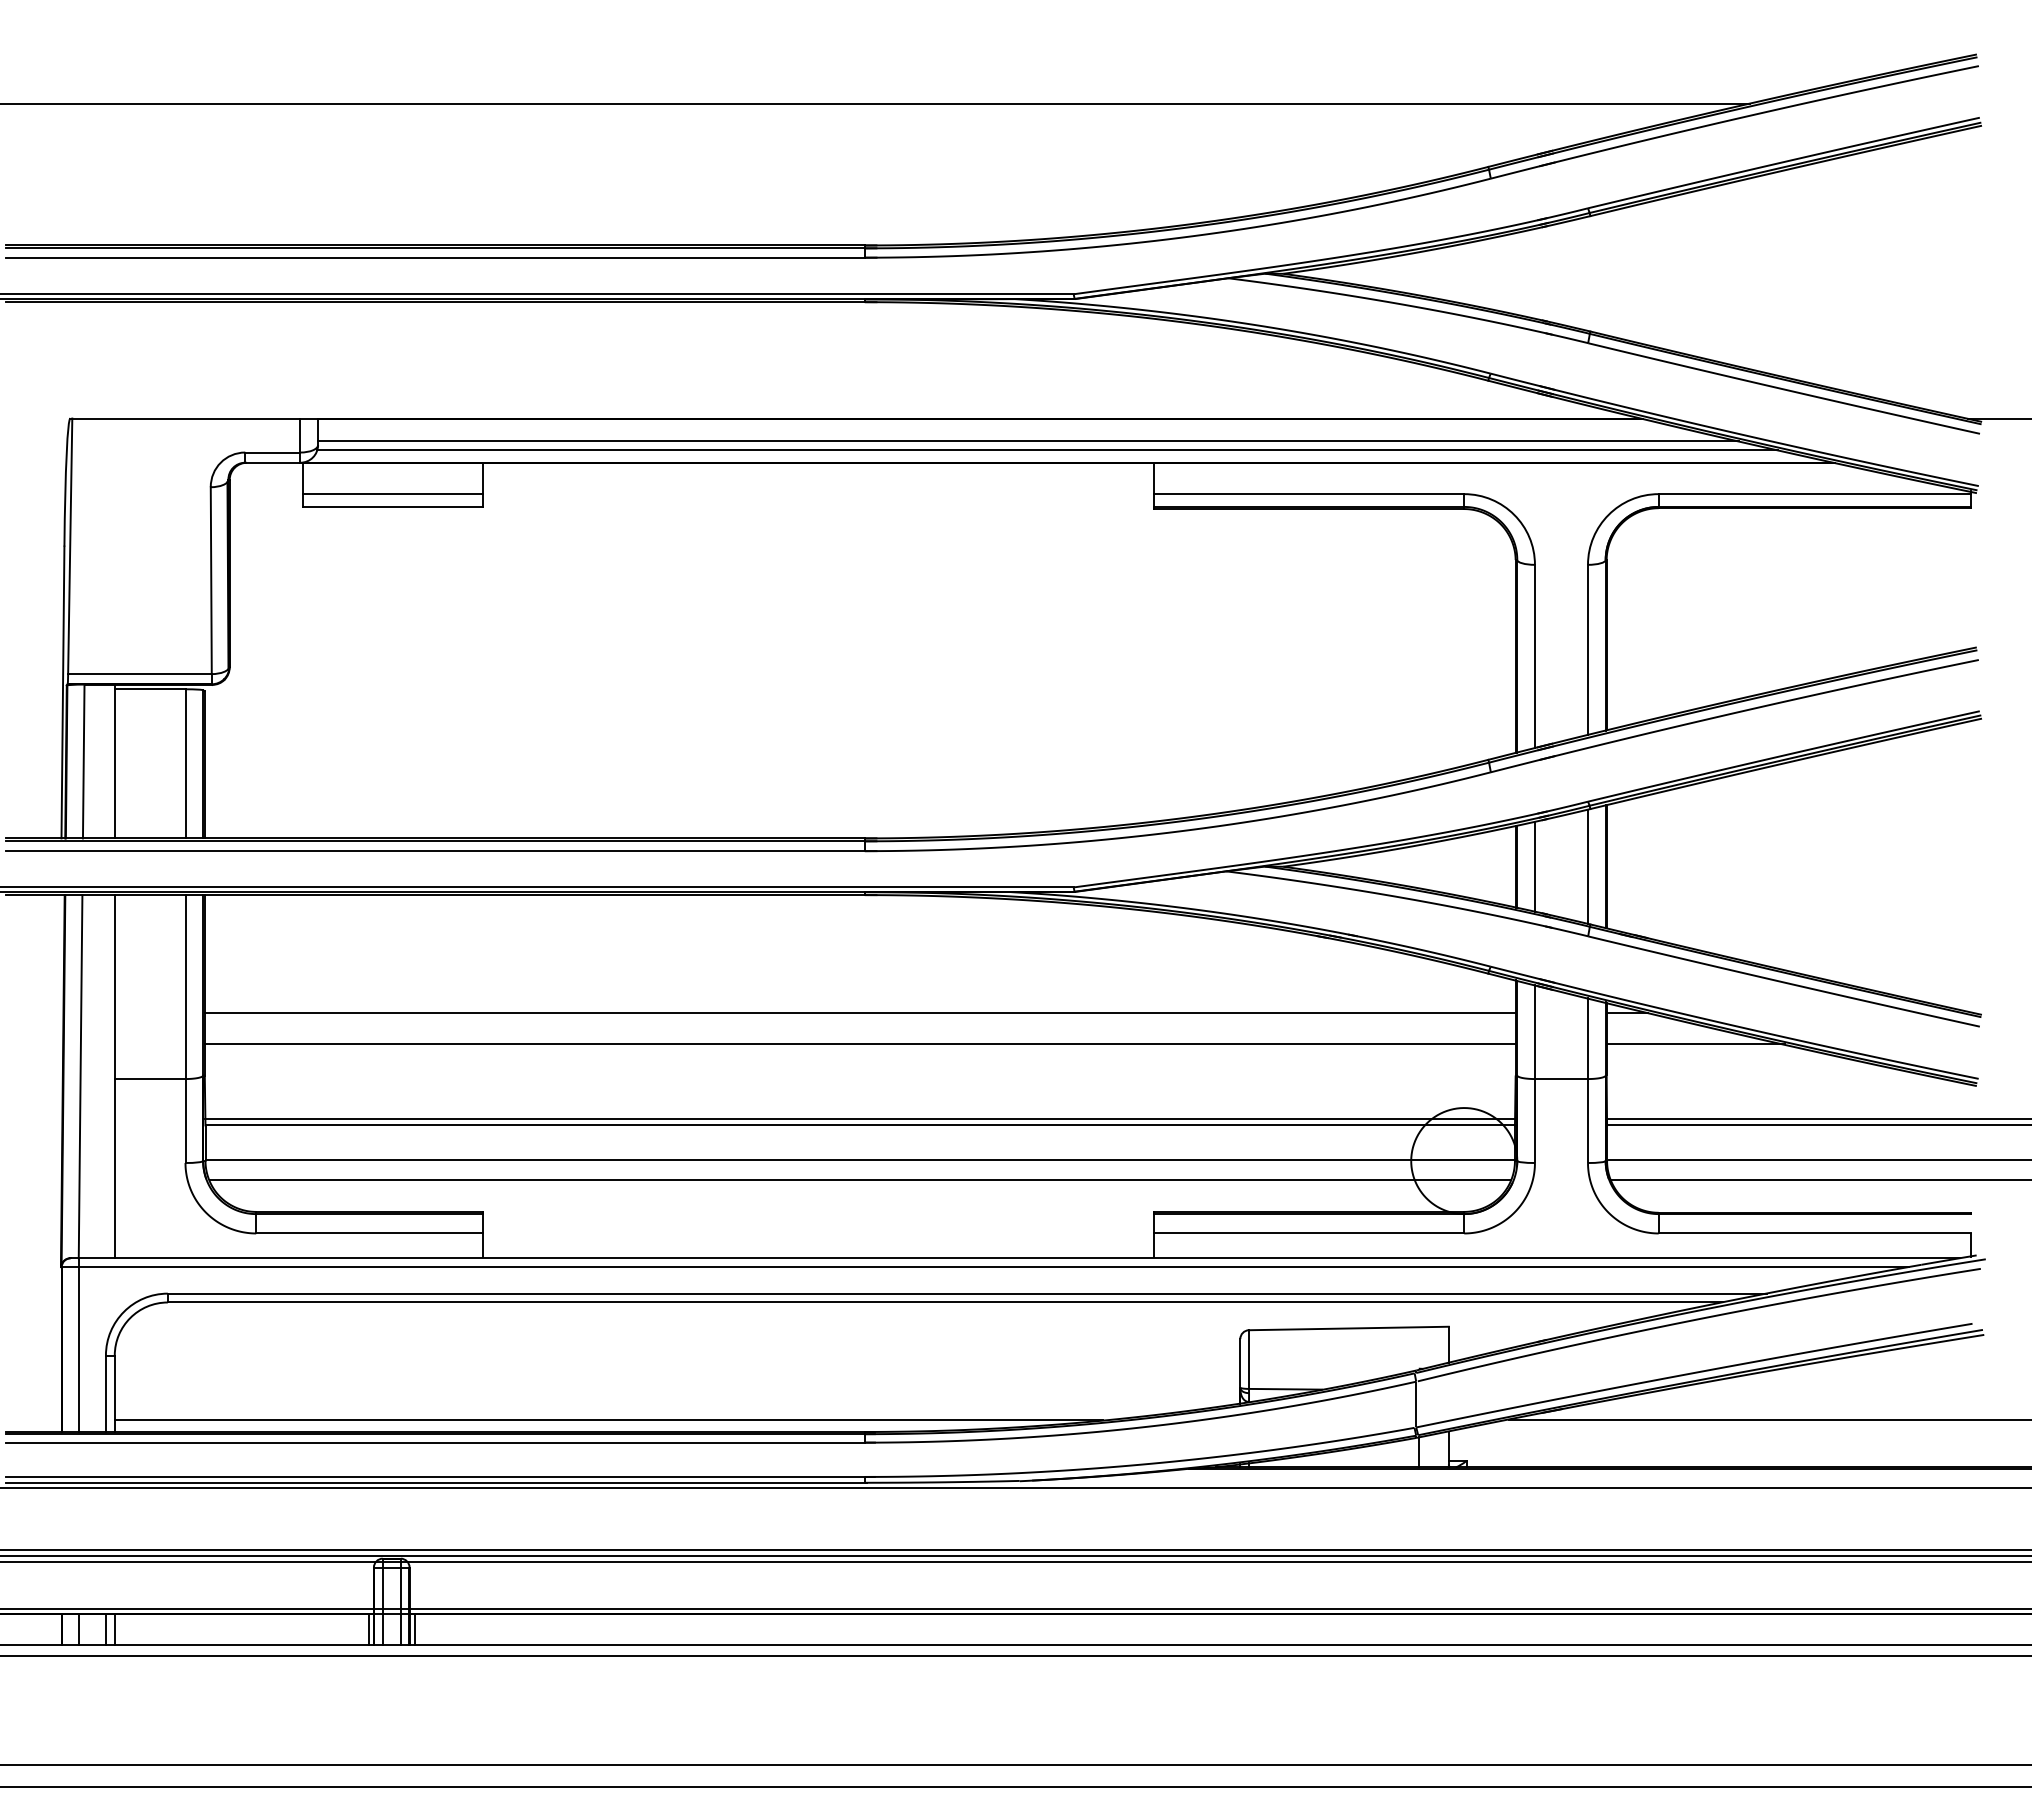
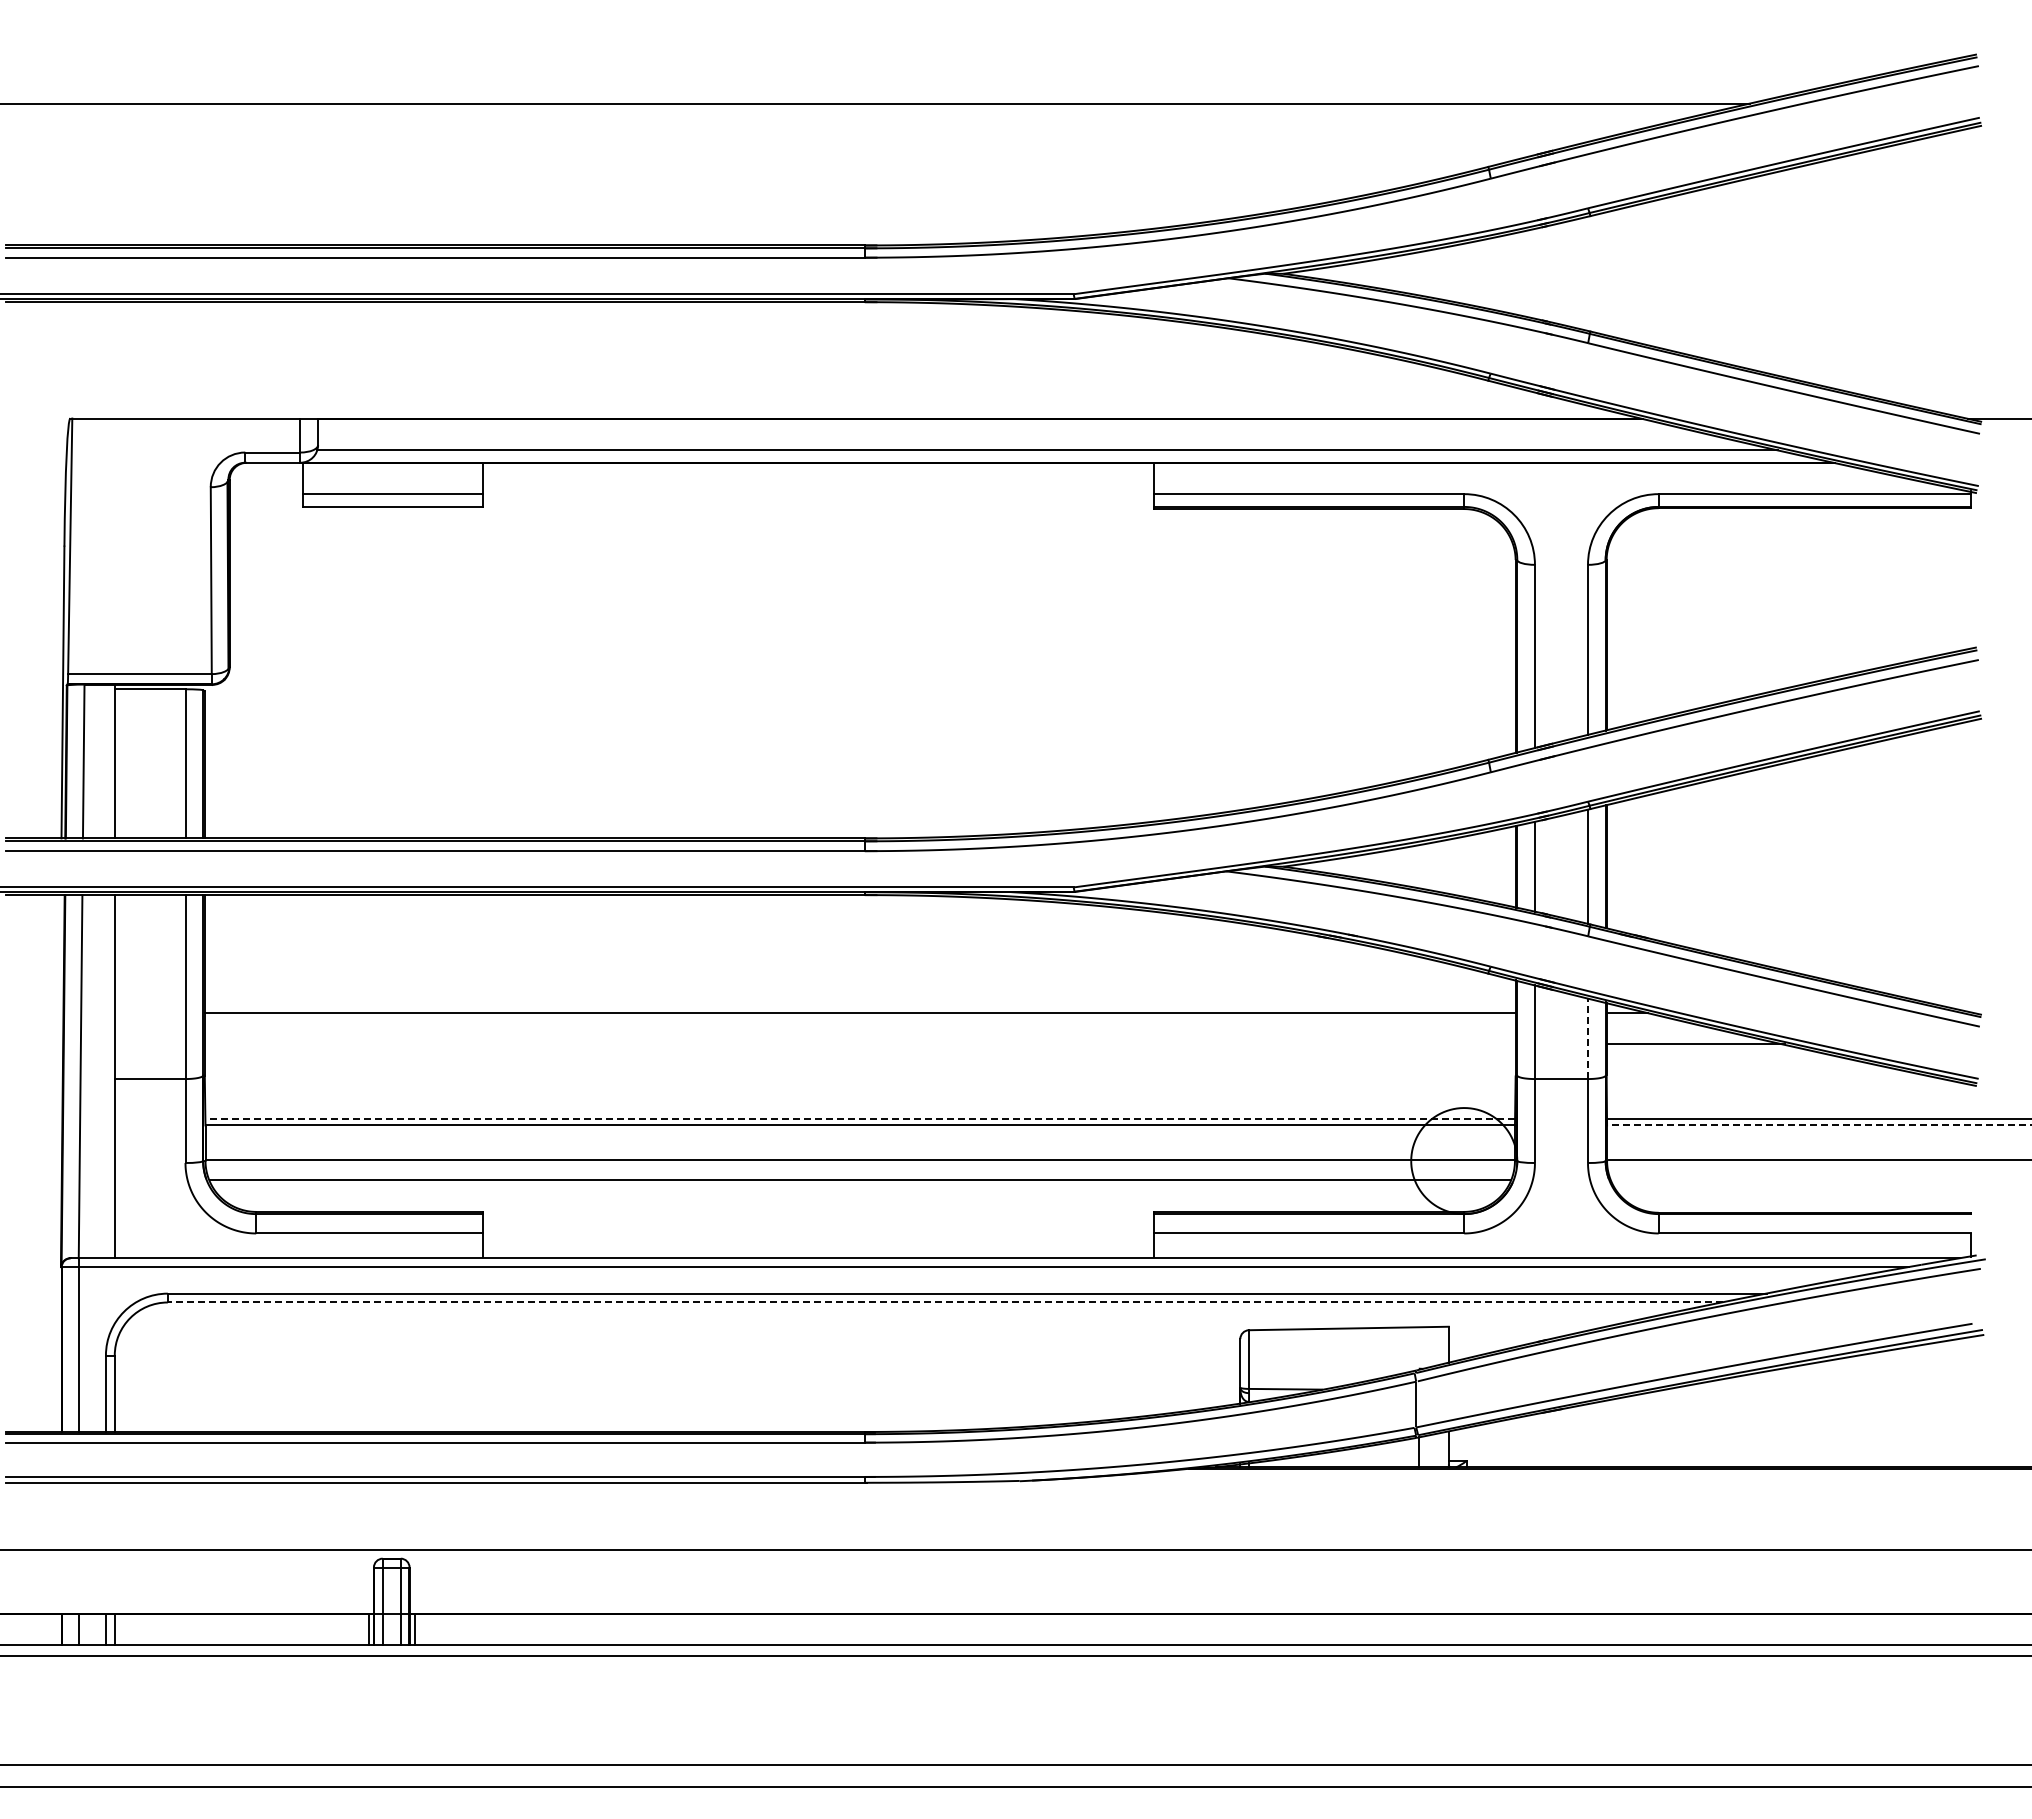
line: present -> none (1028, 441)
line: solid -> dashed (1587, 1038)
line: present -> none (859, 1044)
line: solid -> dashed (860, 1119)
line: solid -> dashed (1818, 1125)
line: present -> none (1819, 1180)
line: solid -> dashed (945, 1302)
line: present -> none (608, 1420)
line: present -> none (1768, 1420)
line: present -> none (1015, 1488)
line: present -> none (1015, 1555)
line: present -> none (1015, 1561)
line: present -> none (1015, 1608)
